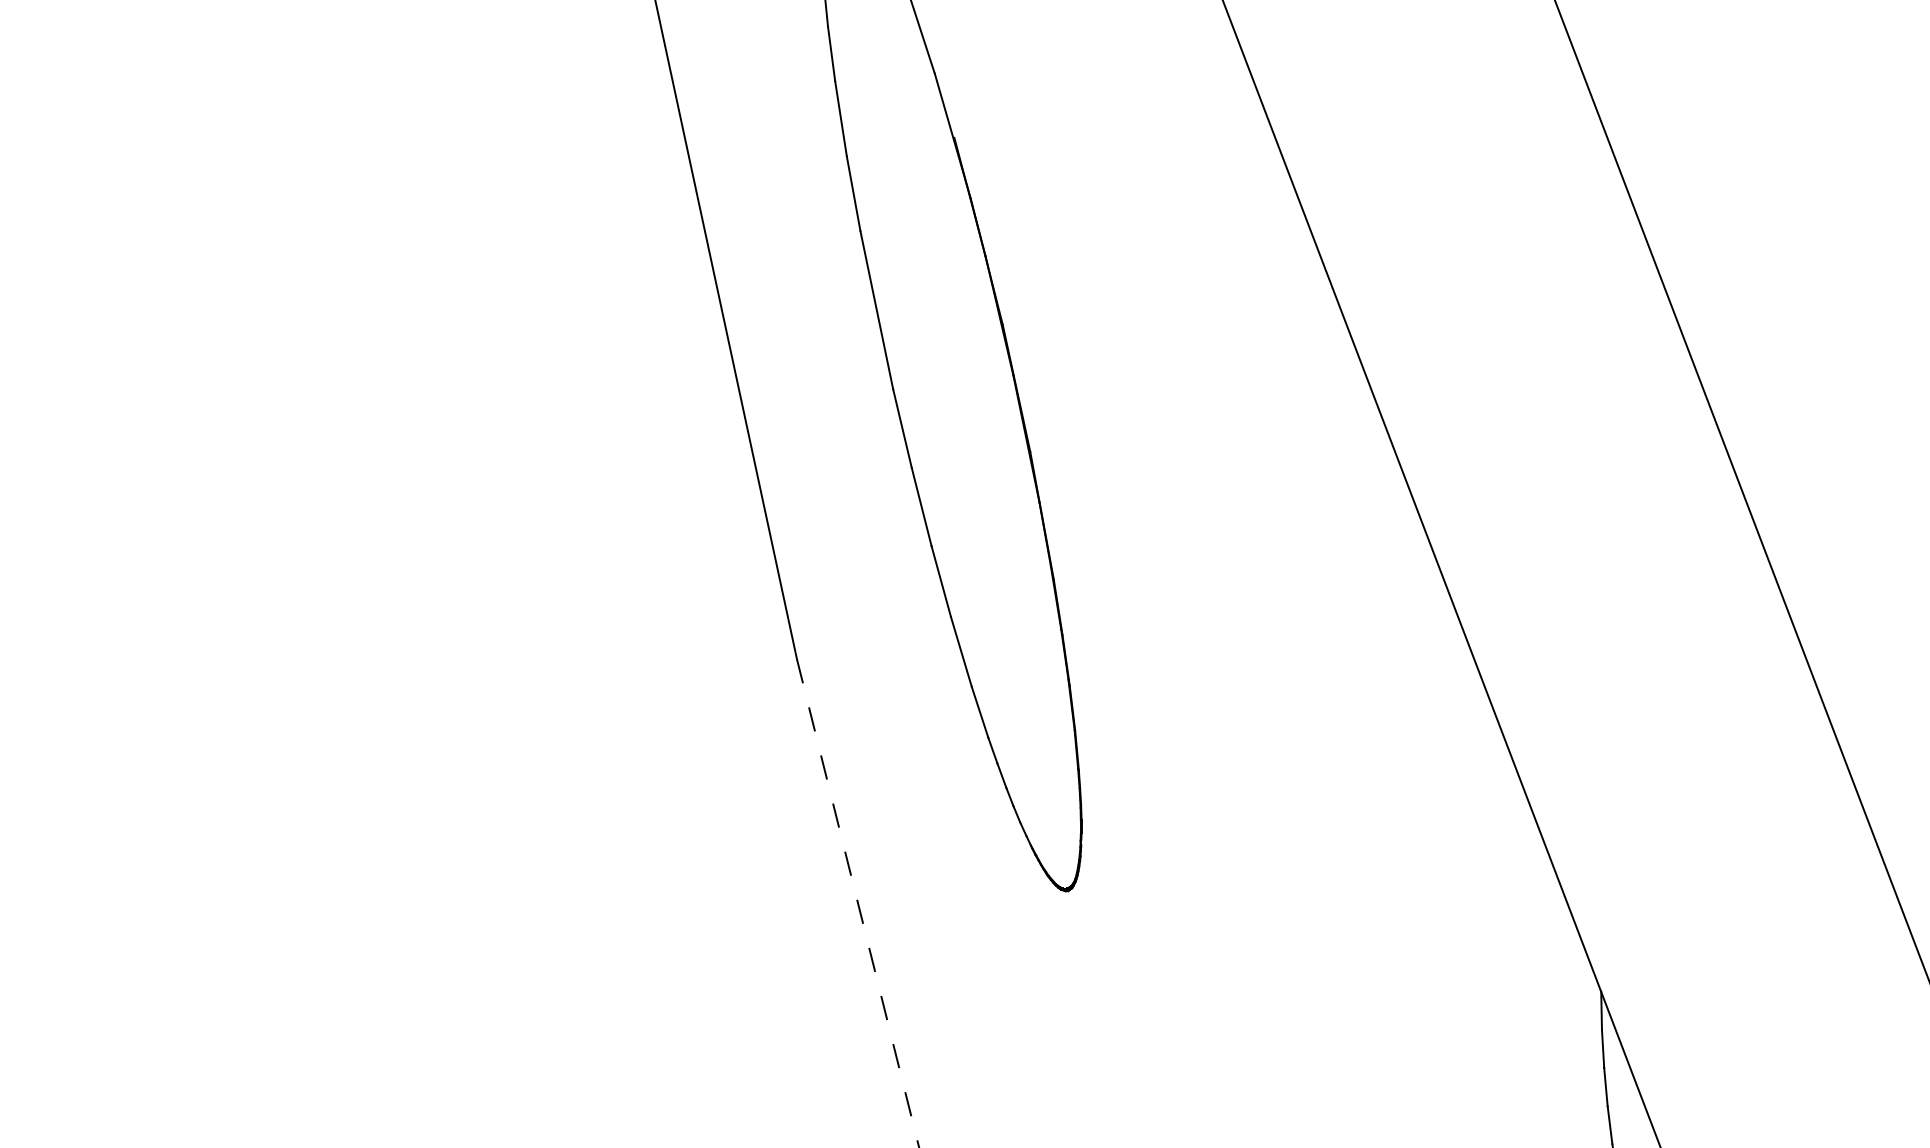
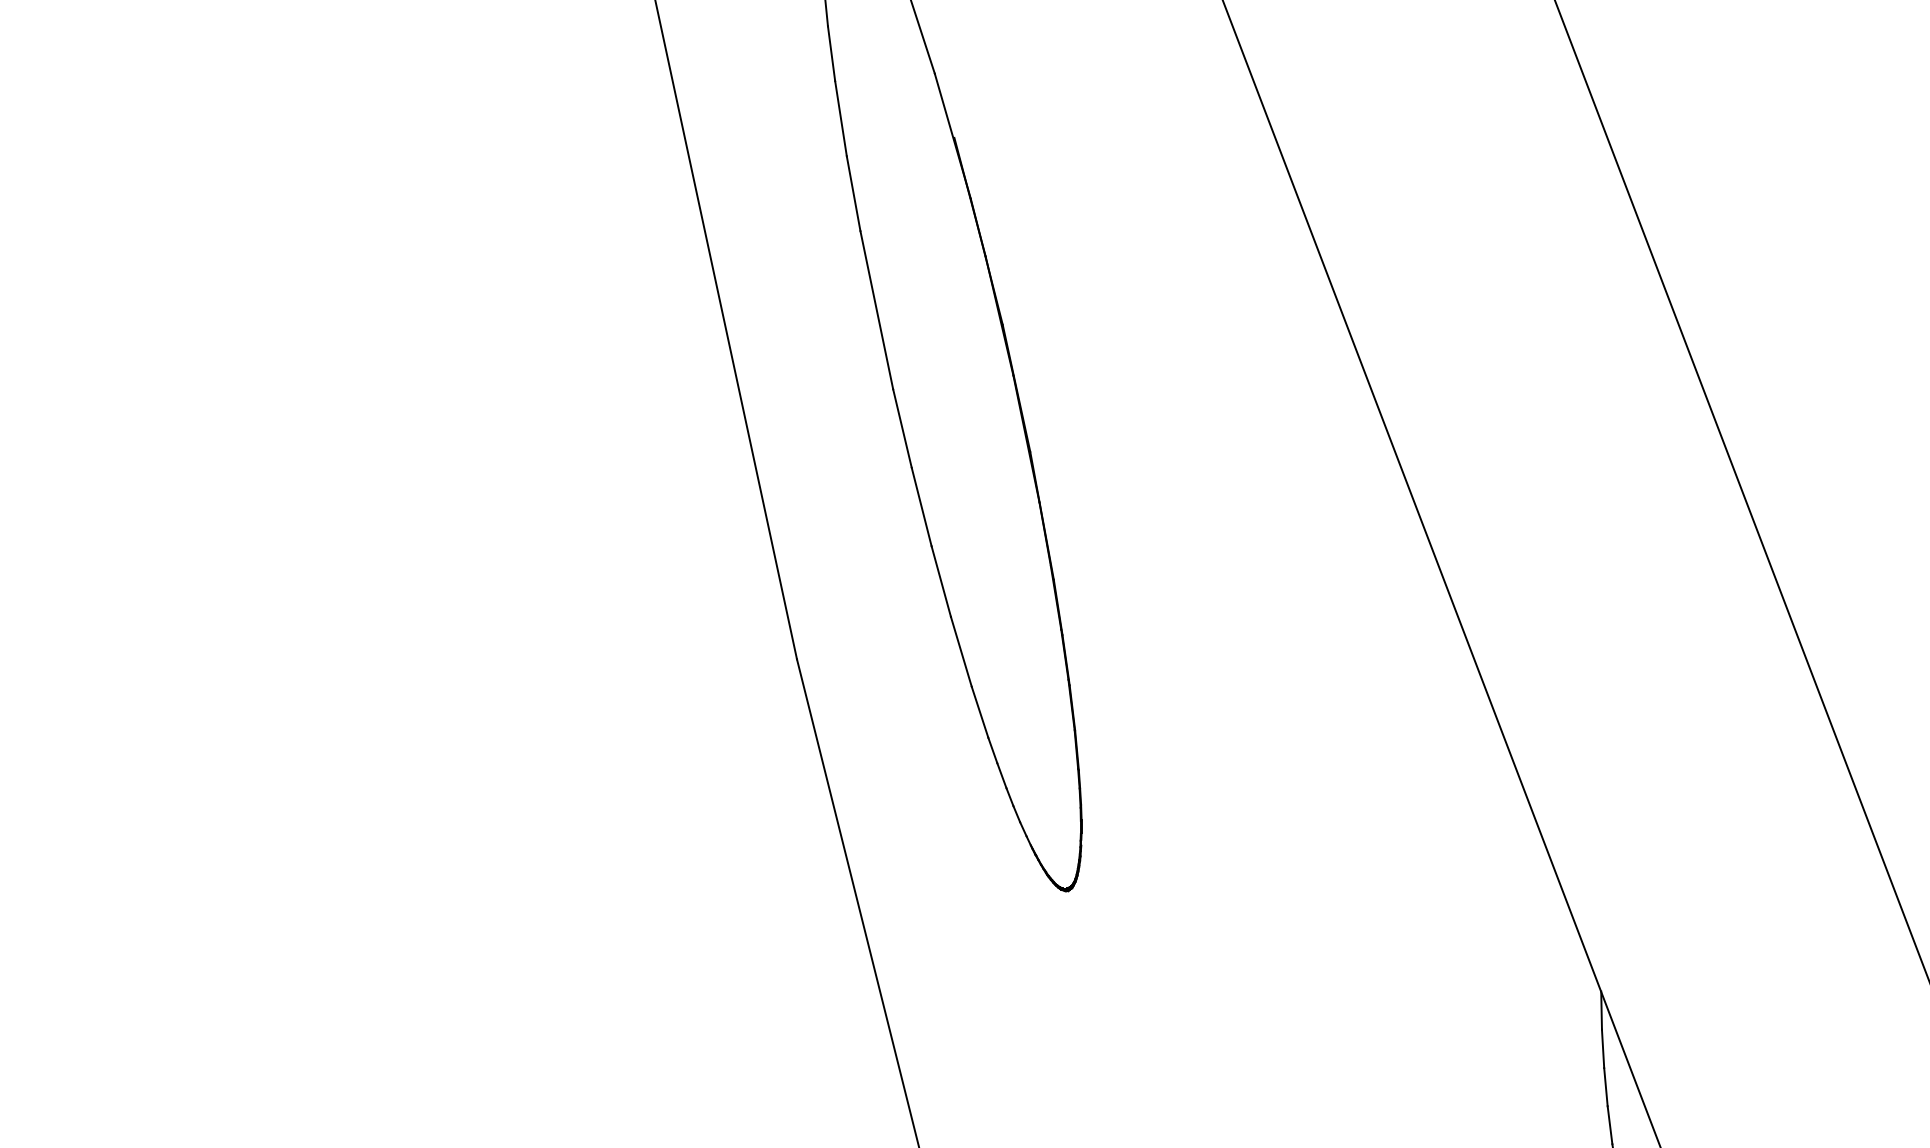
line: dashed -> solid (858, 903)
